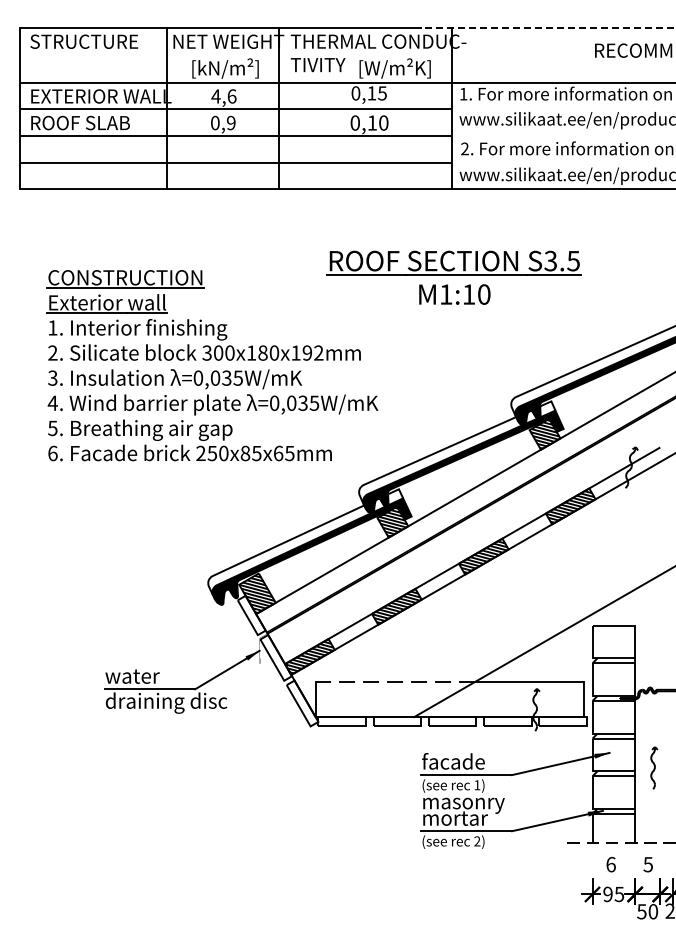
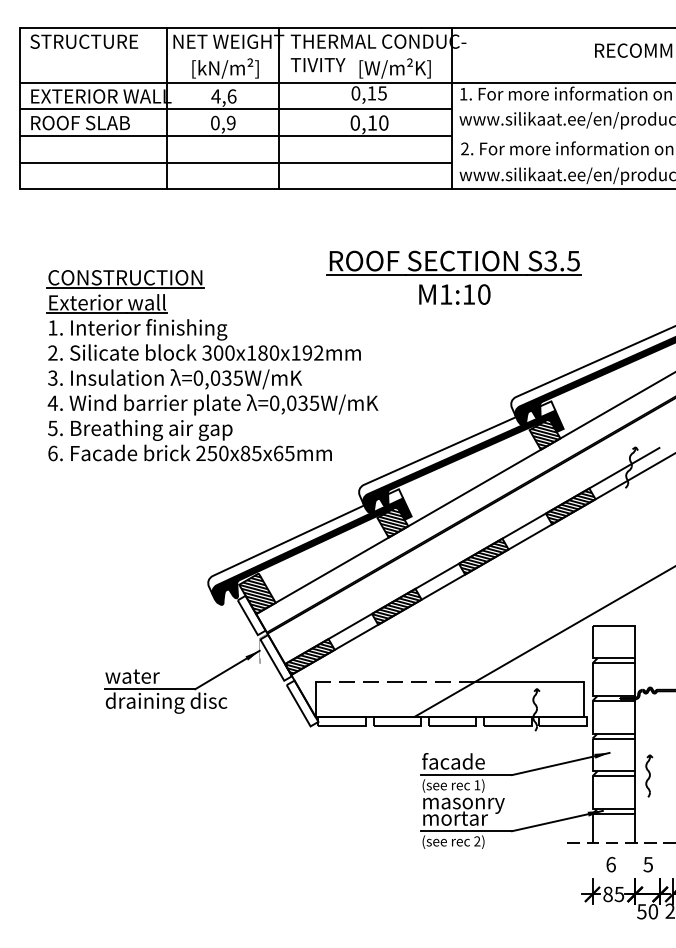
line: dashed -> solid (548, 28)
part position: (654, 767) -> (649, 775) (649, 775)
text: 95 -> 85 (607, 894)
